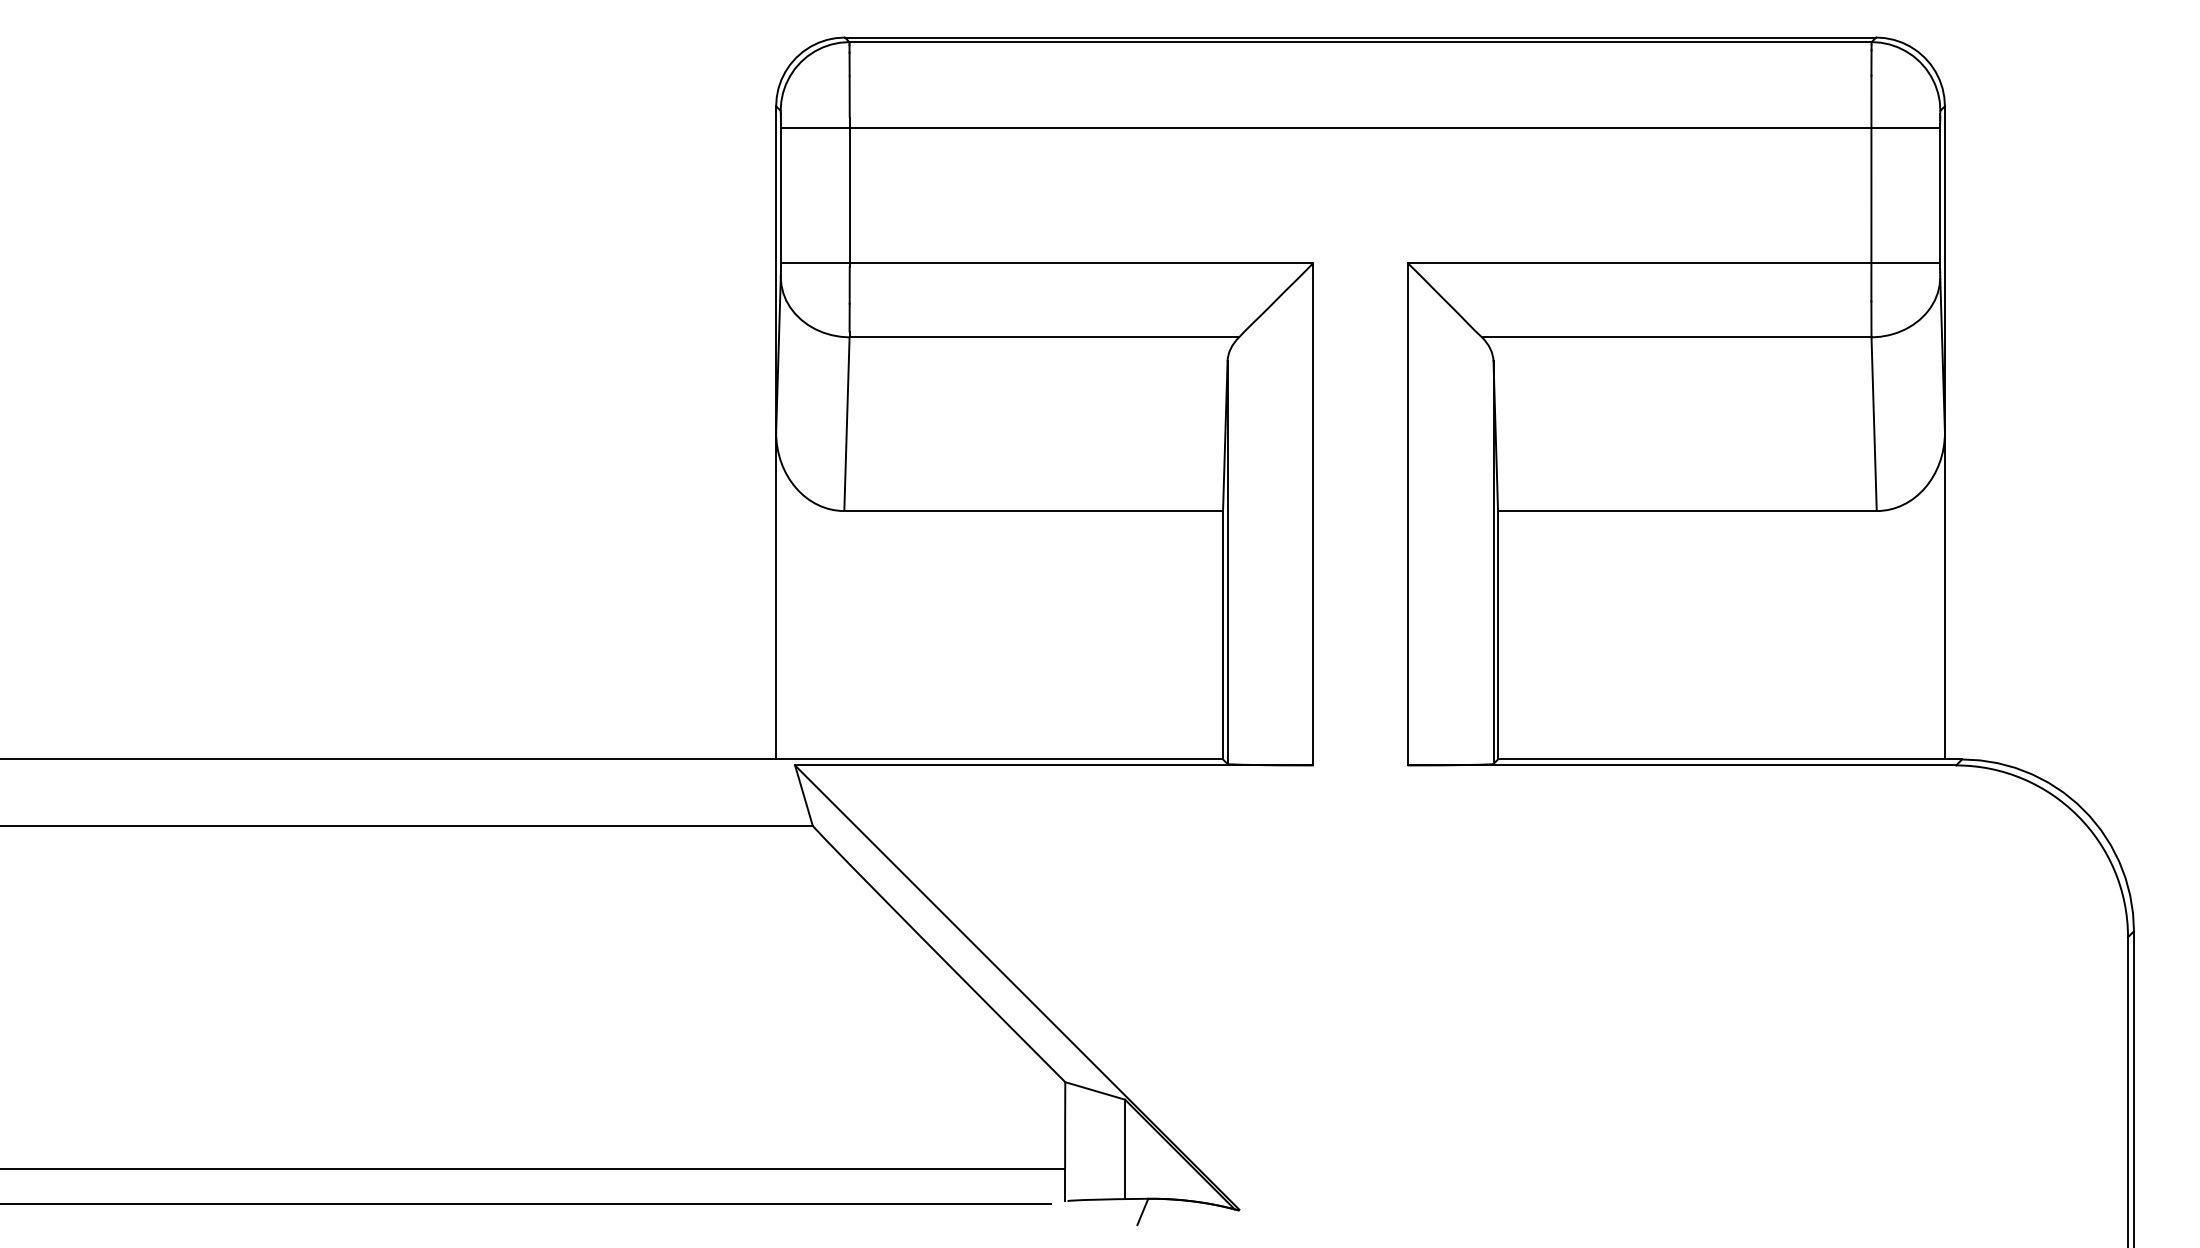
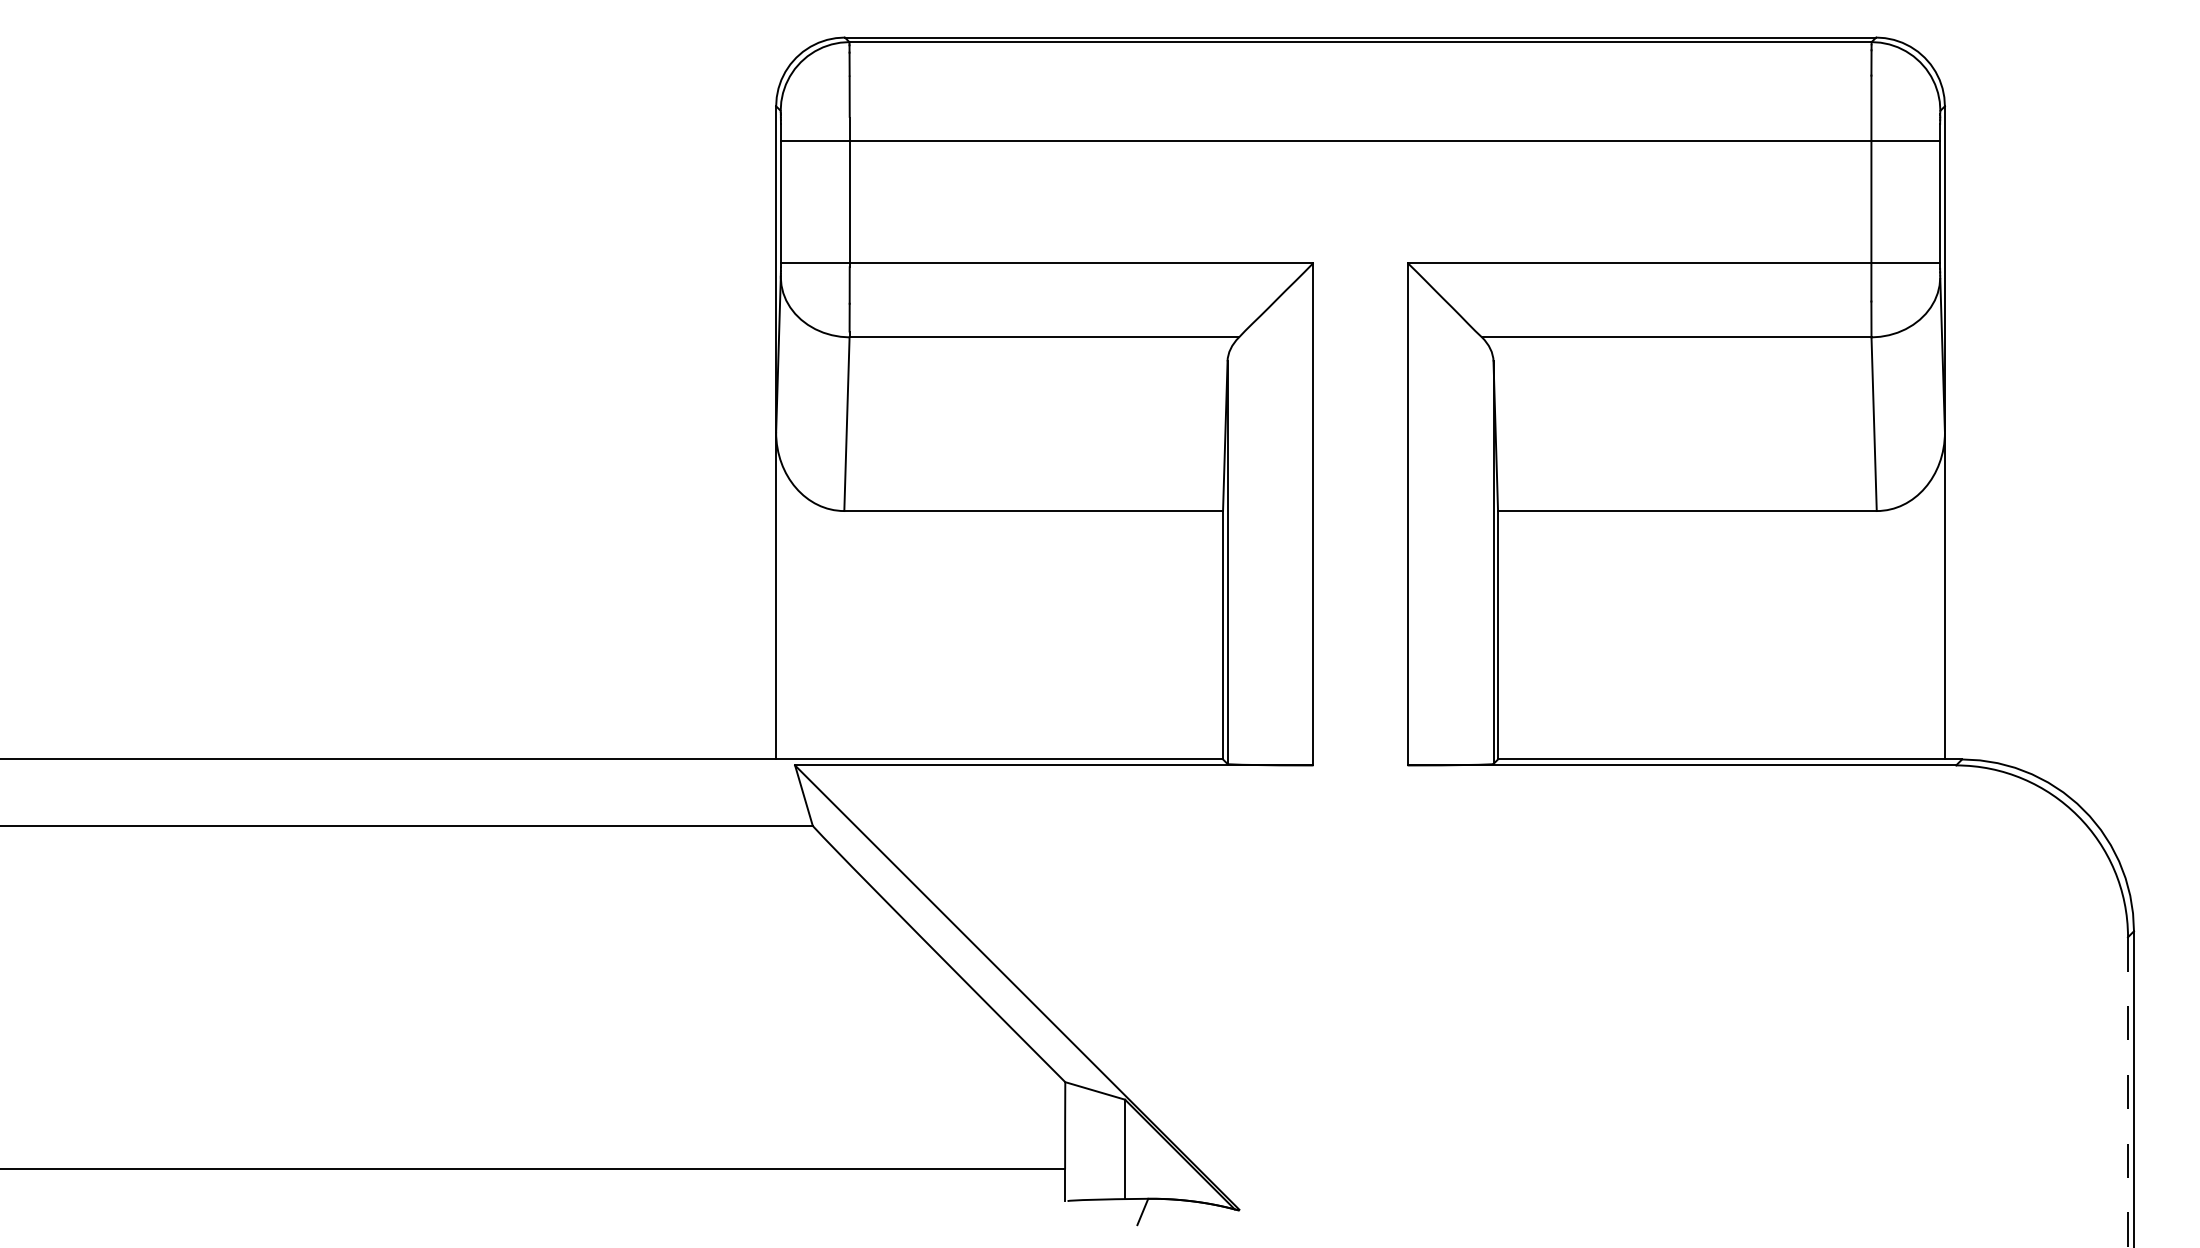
line position: (1360, 128) -> (1360, 141) (1360, 141)
line: solid -> dashed (2127, 1092)
line: present -> none (526, 1204)
